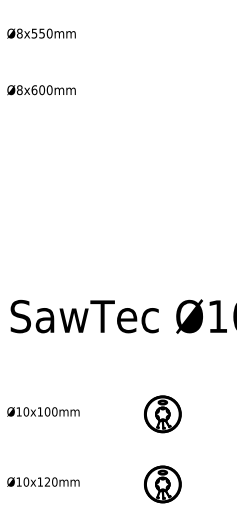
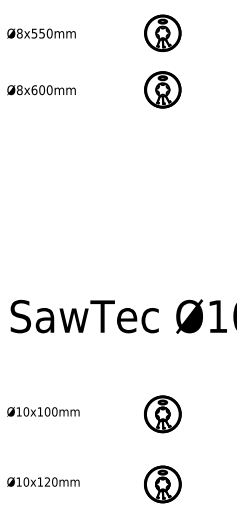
part: none -> present (162, 32)
part: none -> present (162, 89)
